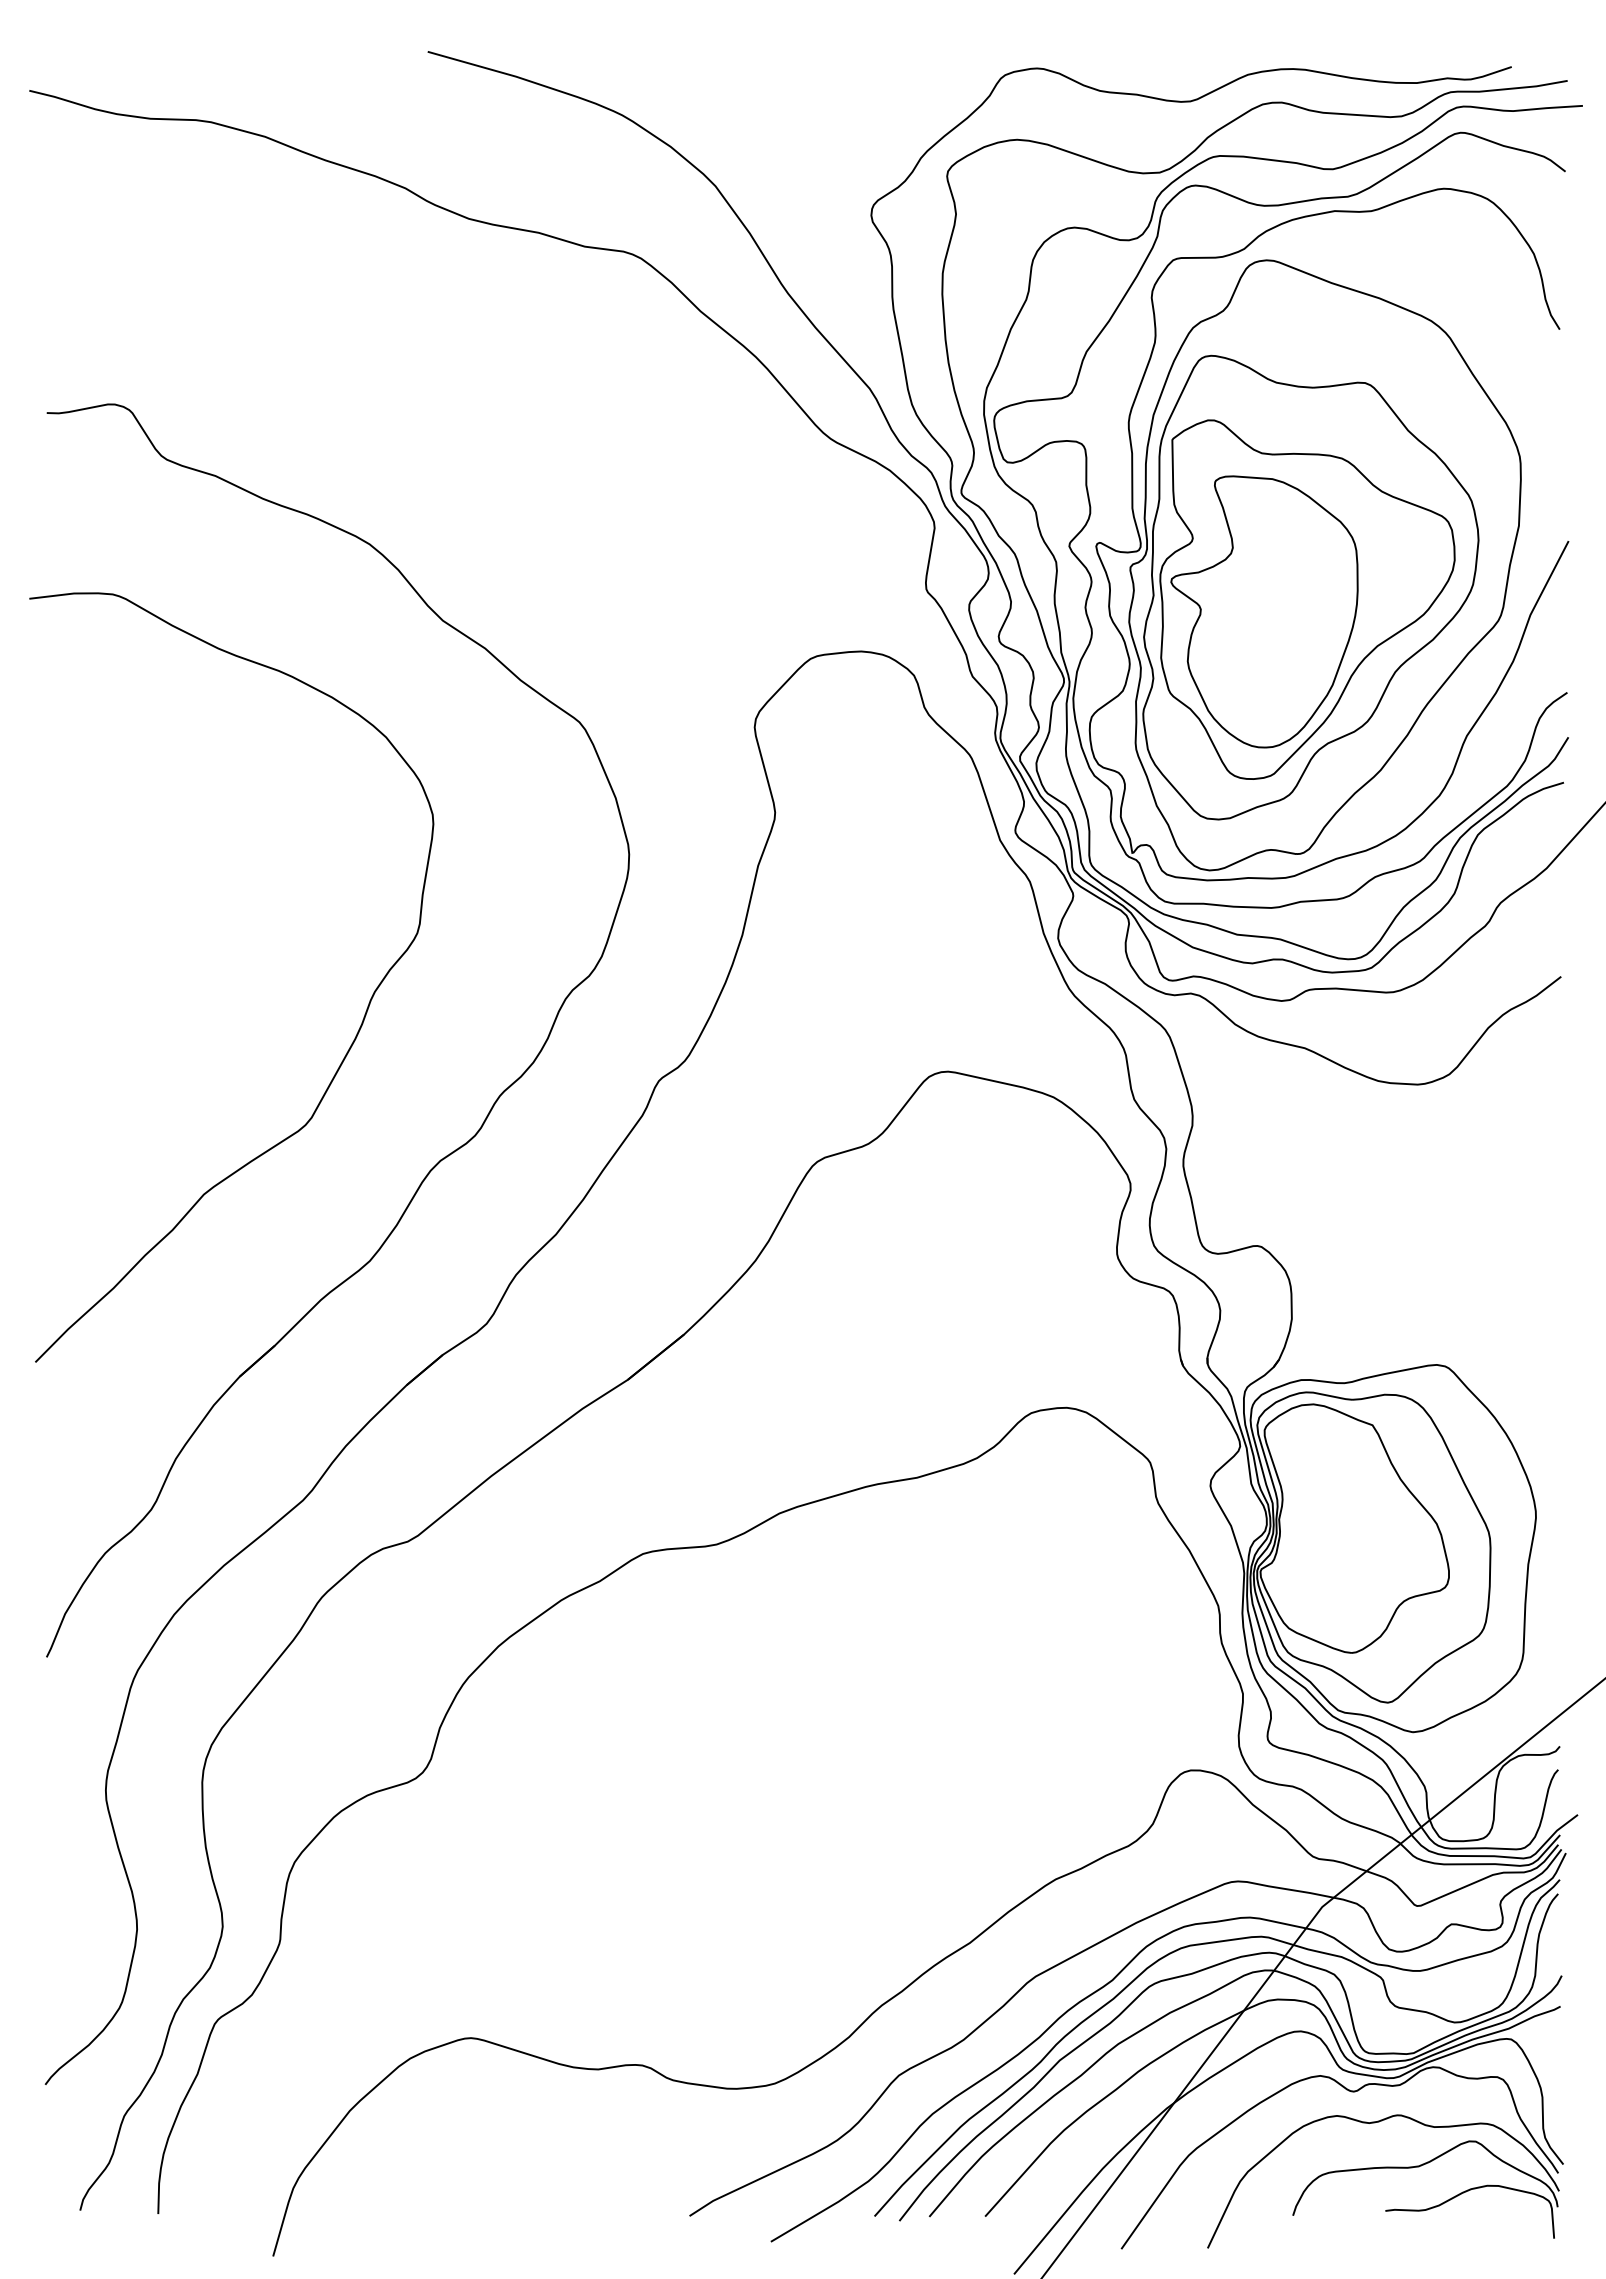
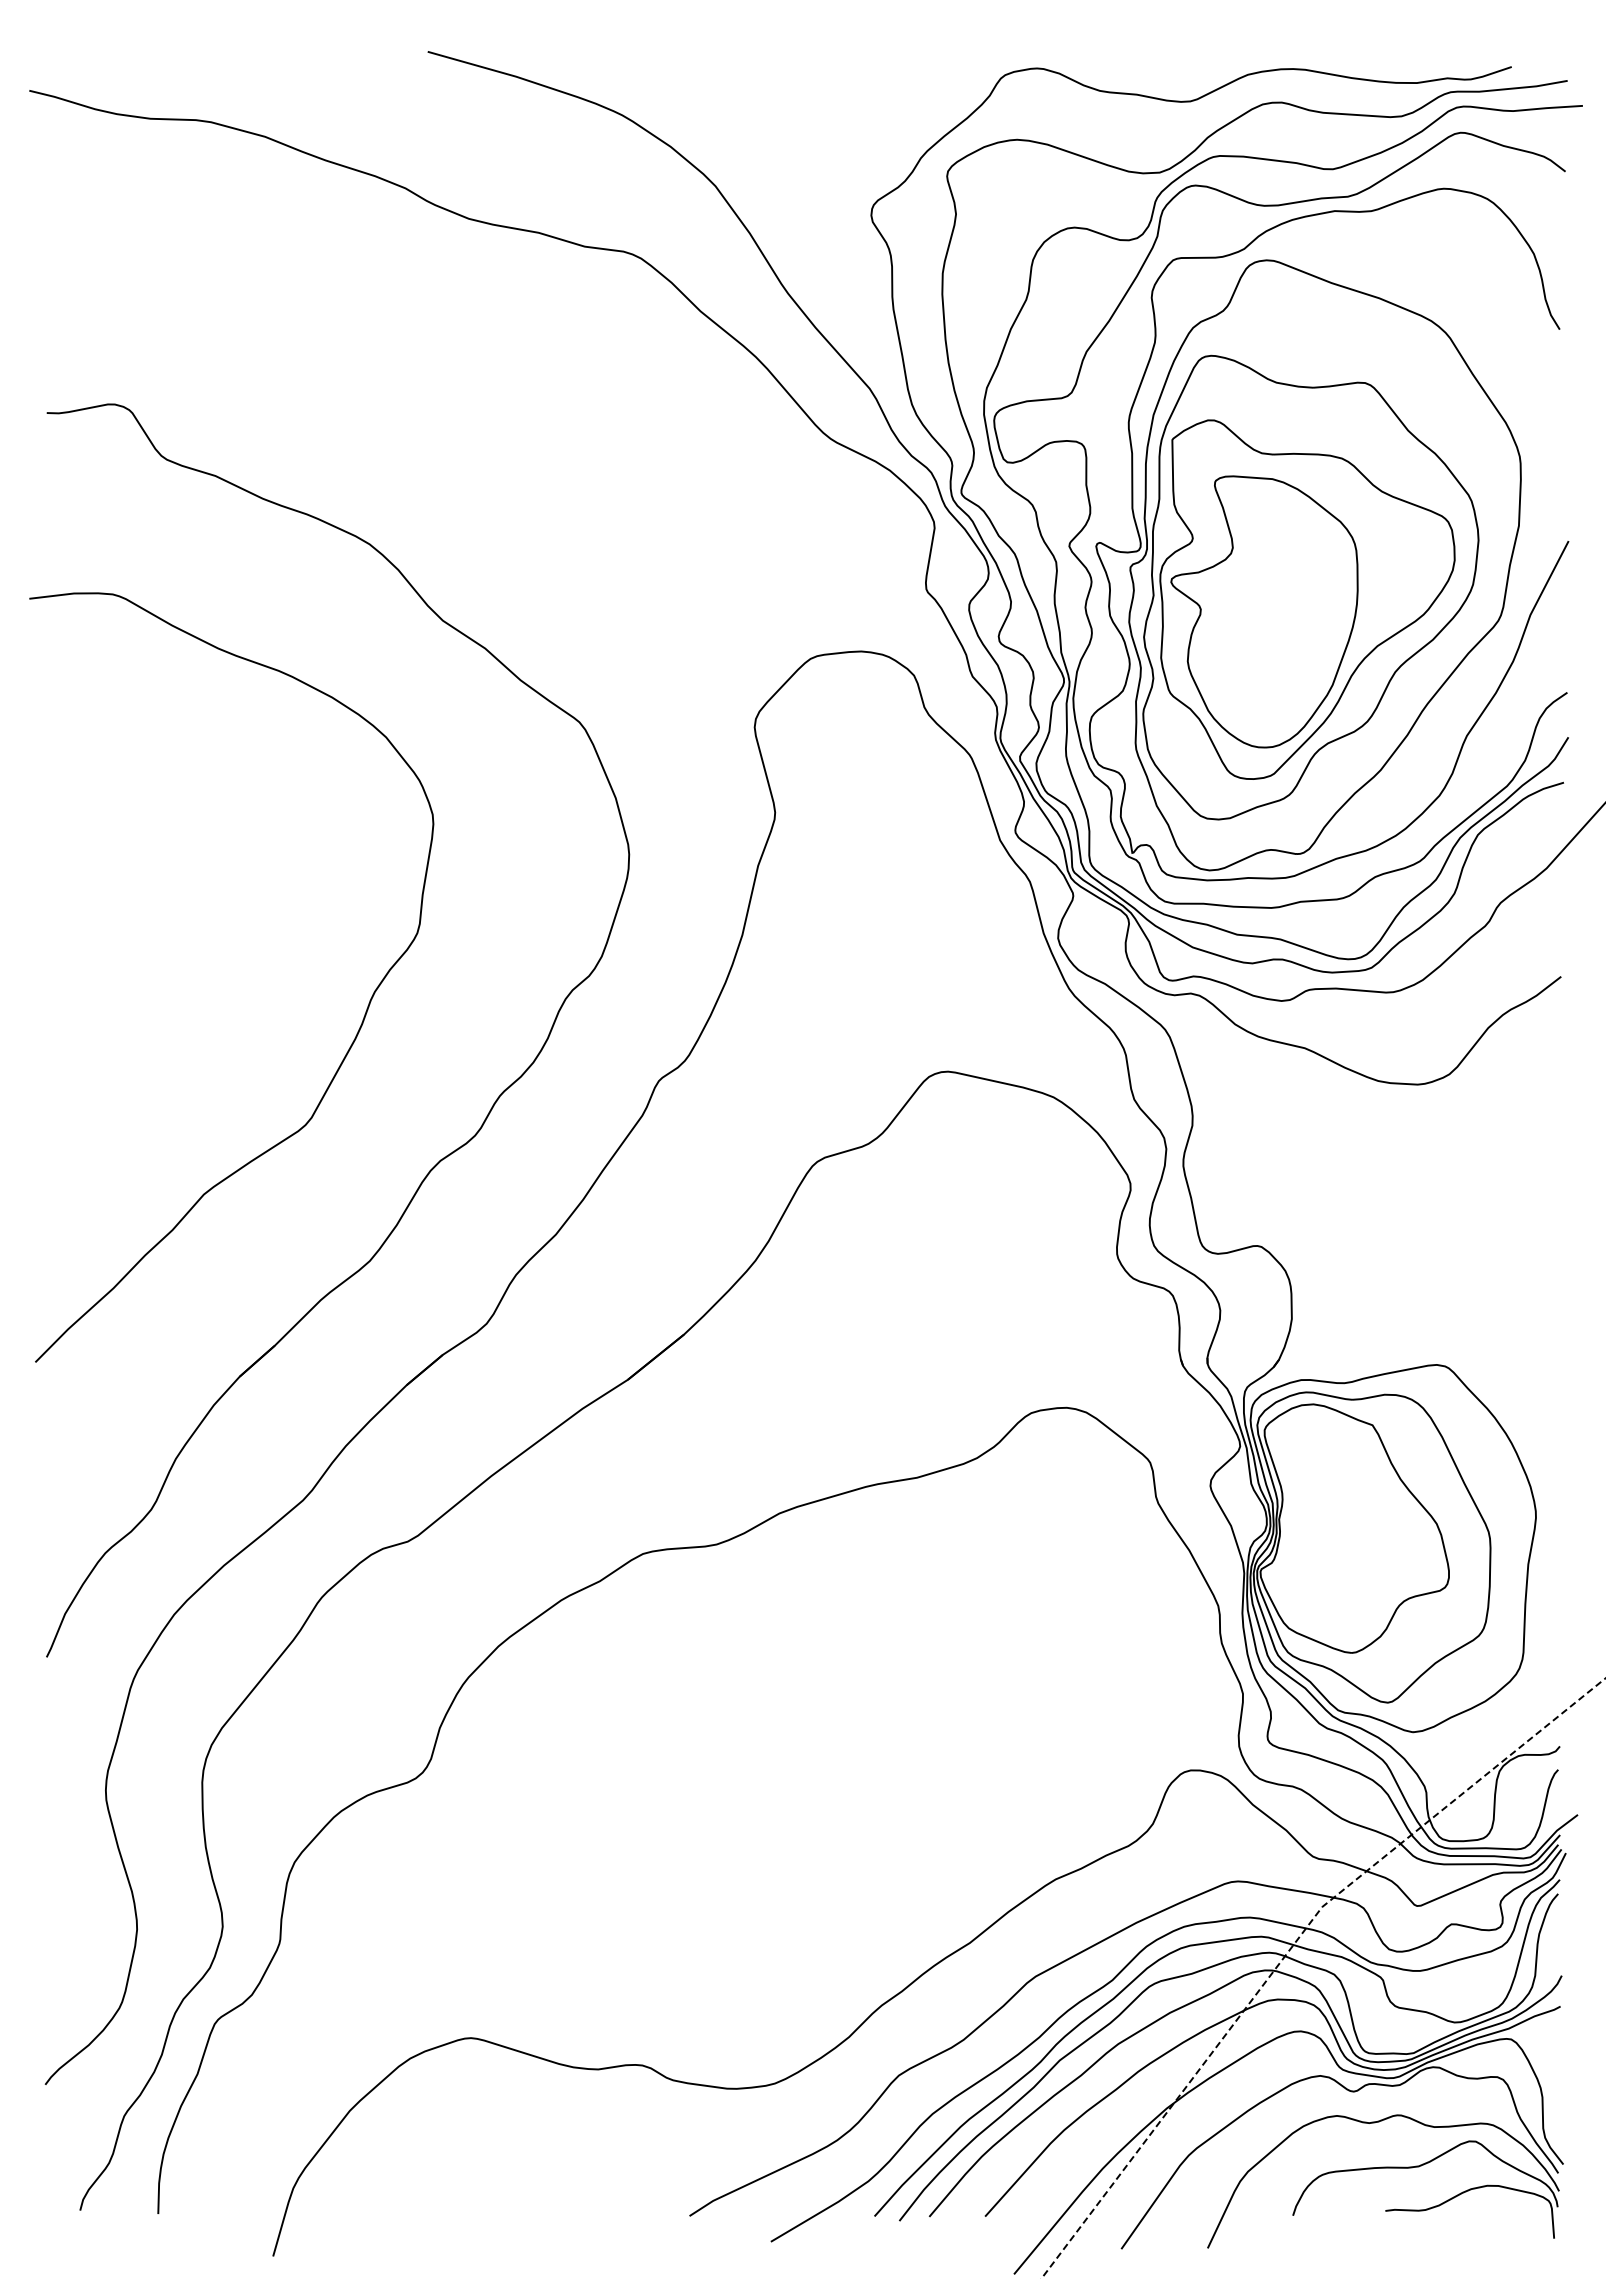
line: solid -> dashed (1291, 1947)
